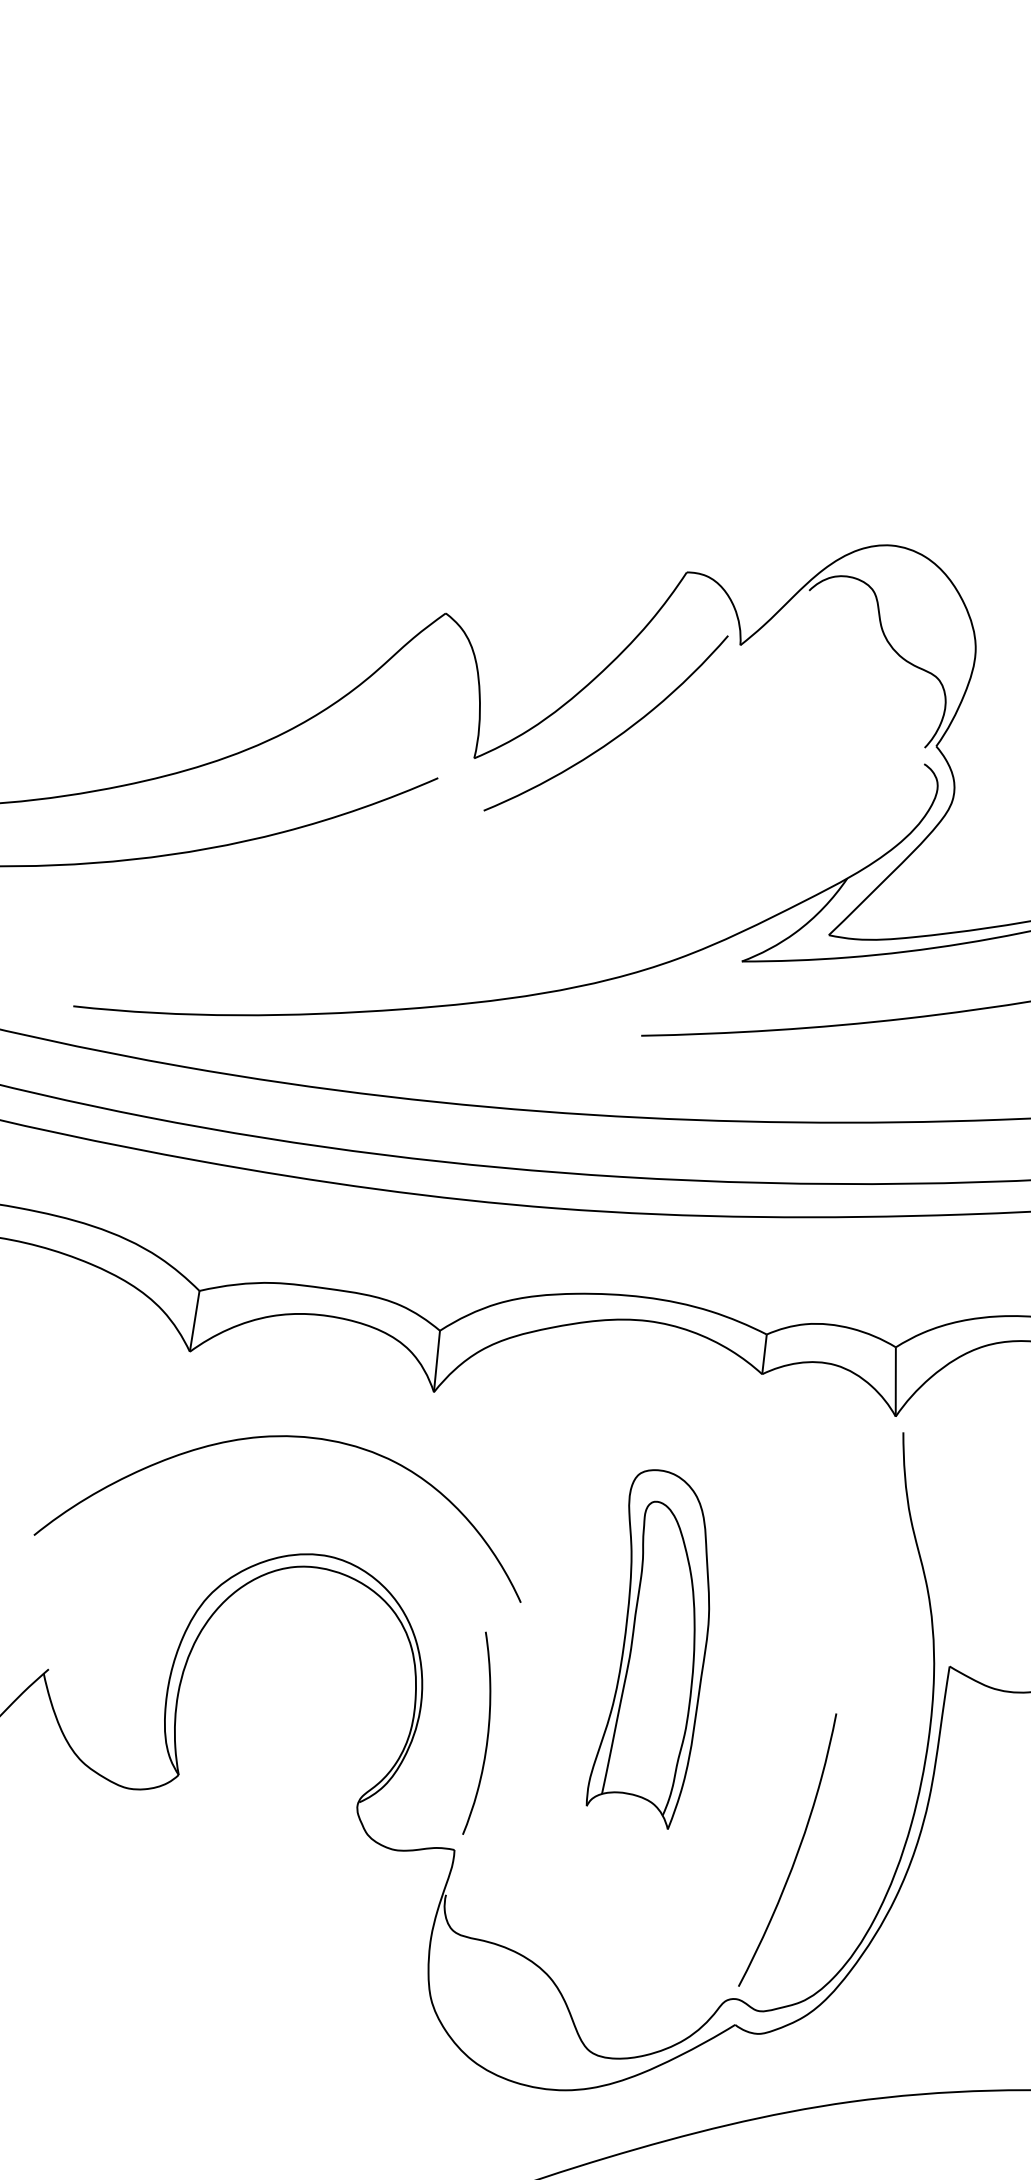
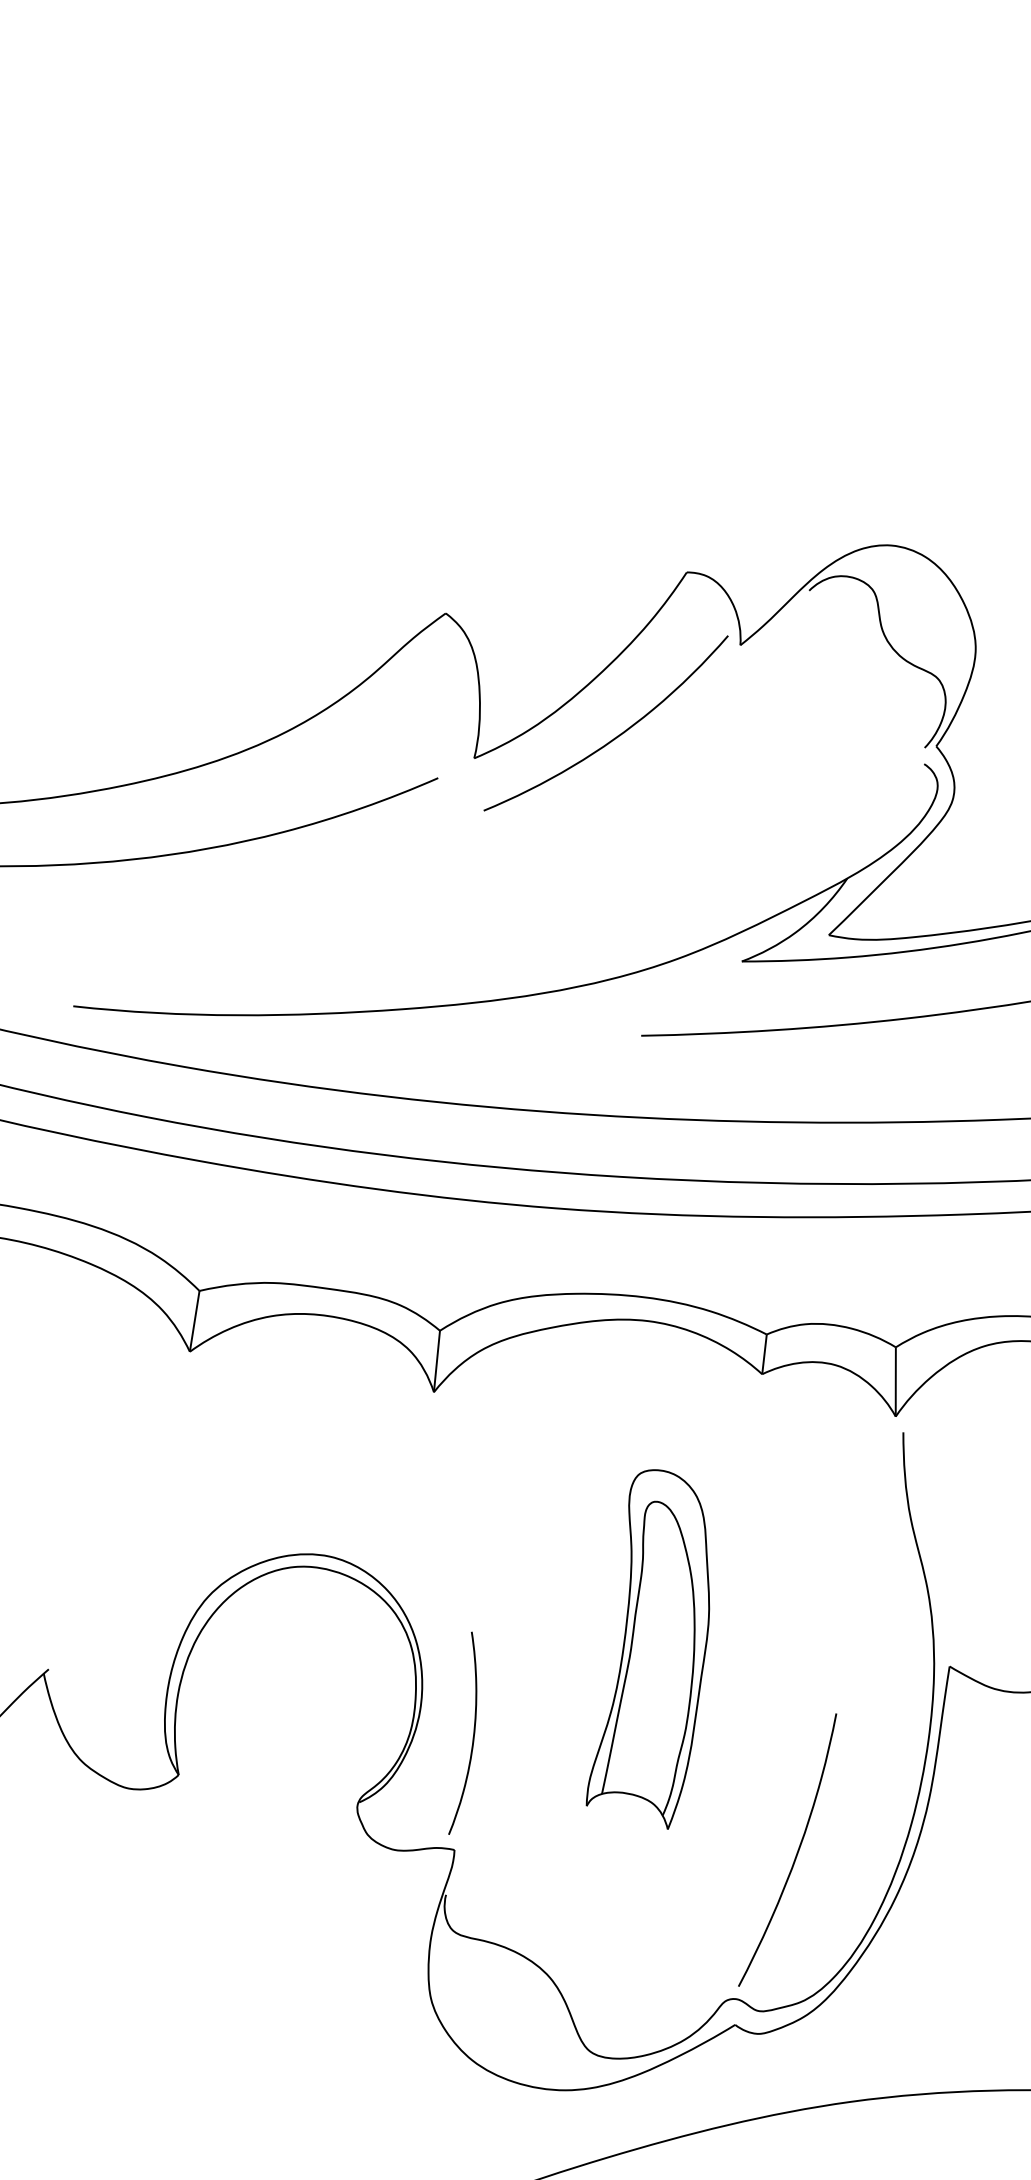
curve: present -> none (277, 1437)
curve position: (487, 1732) -> (473, 1732) (473, 1732)
